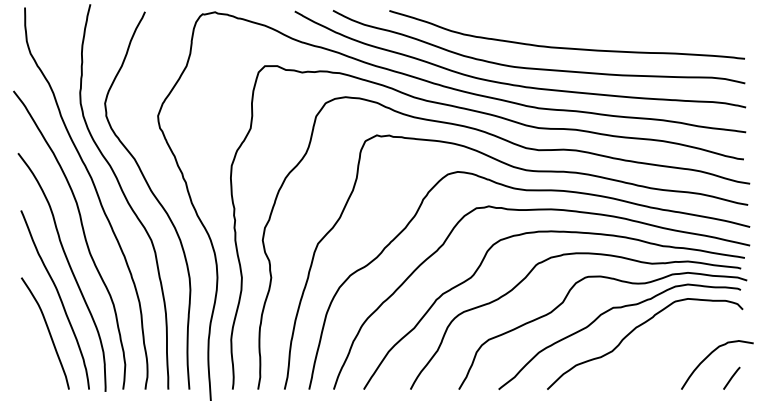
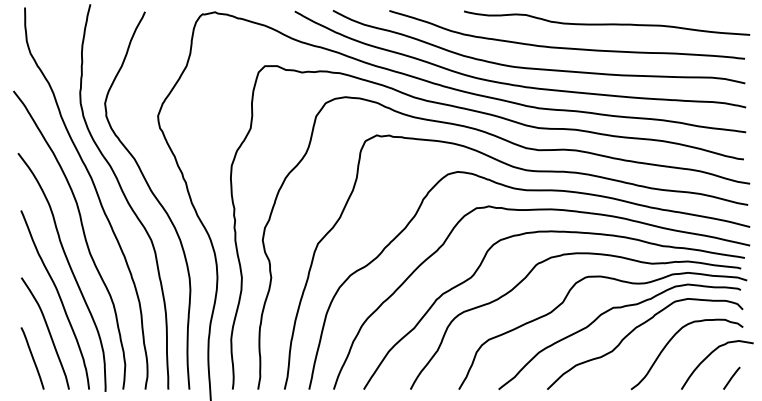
curve: none -> present (607, 23)
curve: none -> present (672, 339)
line: none -> present (32, 358)
